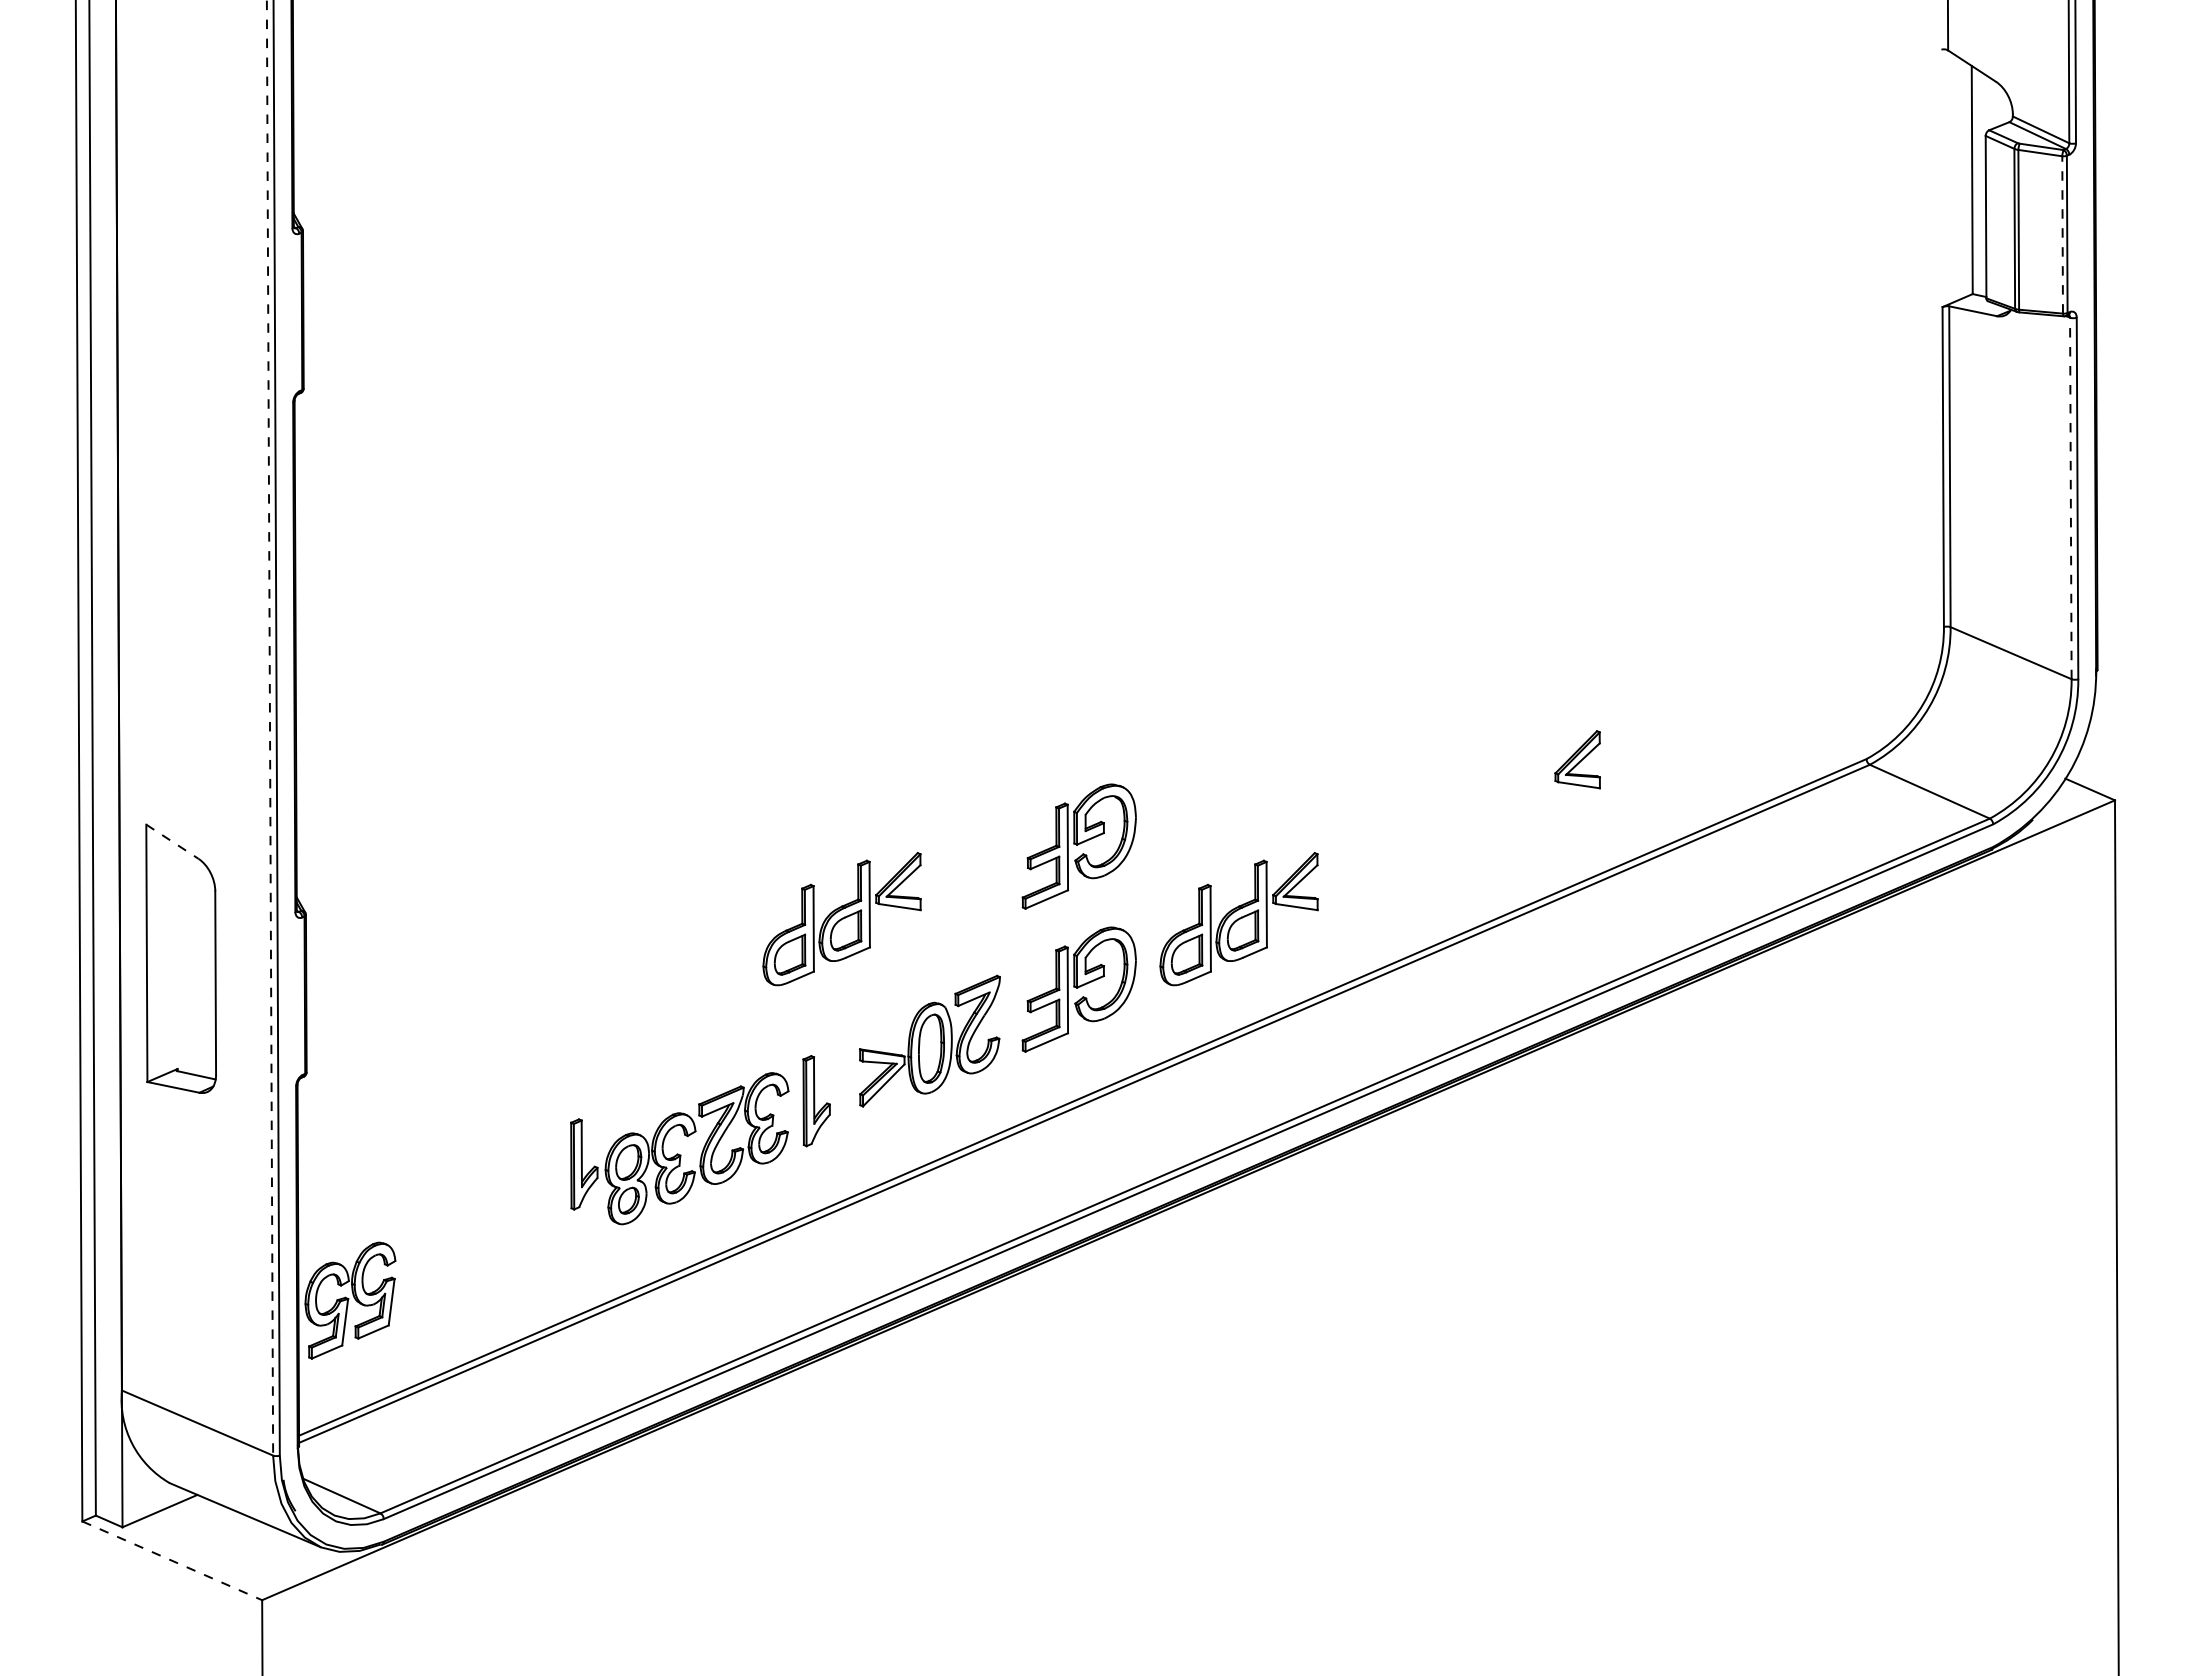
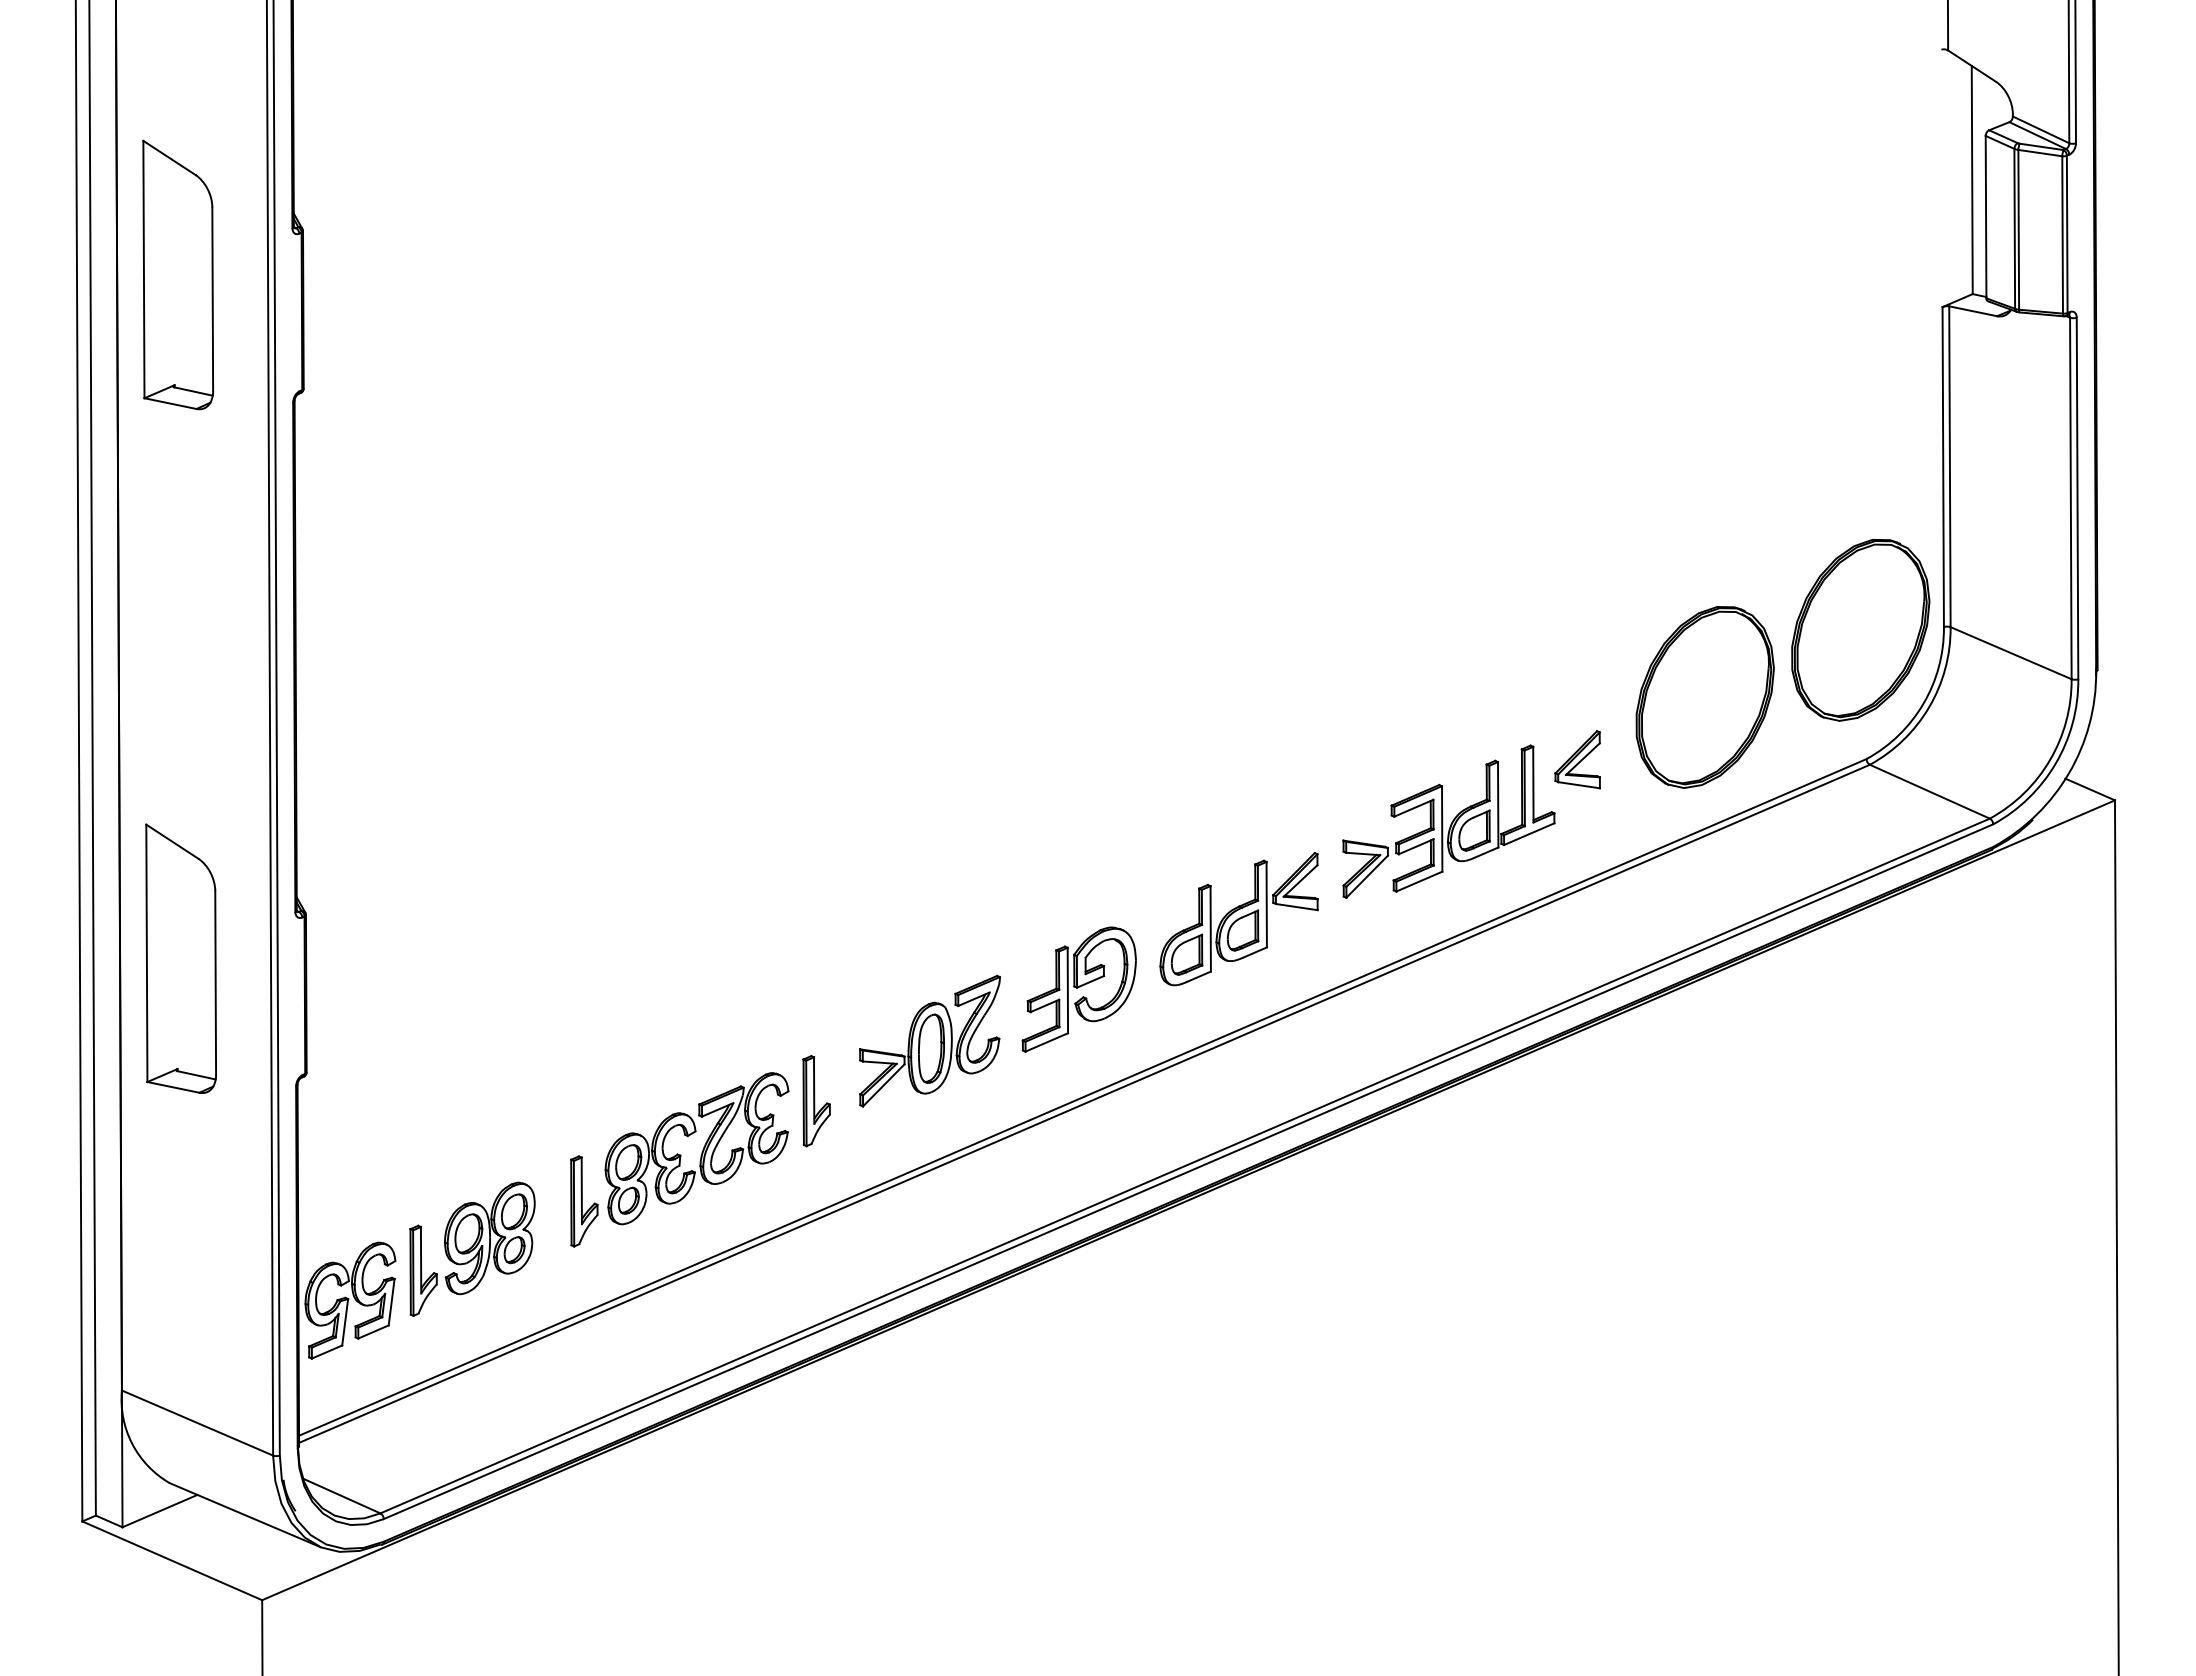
line: dashed -> solid (2062, 234)
part: none -> present (178, 274)
line: dashed -> solid (2070, 498)
part: none -> present (1860, 630)
part: none -> present (1704, 697)
line: dashed -> solid (270, 728)
part: none -> present (1448, 821)
line: dashed -> solid (172, 842)
part: present -> none (1078, 846)
part: present -> none (841, 919)
part position: (584, 1164) -> (584, 1201) (584, 1201)
part: none -> present (472, 1248)
line: dashed -> solid (172, 1561)
